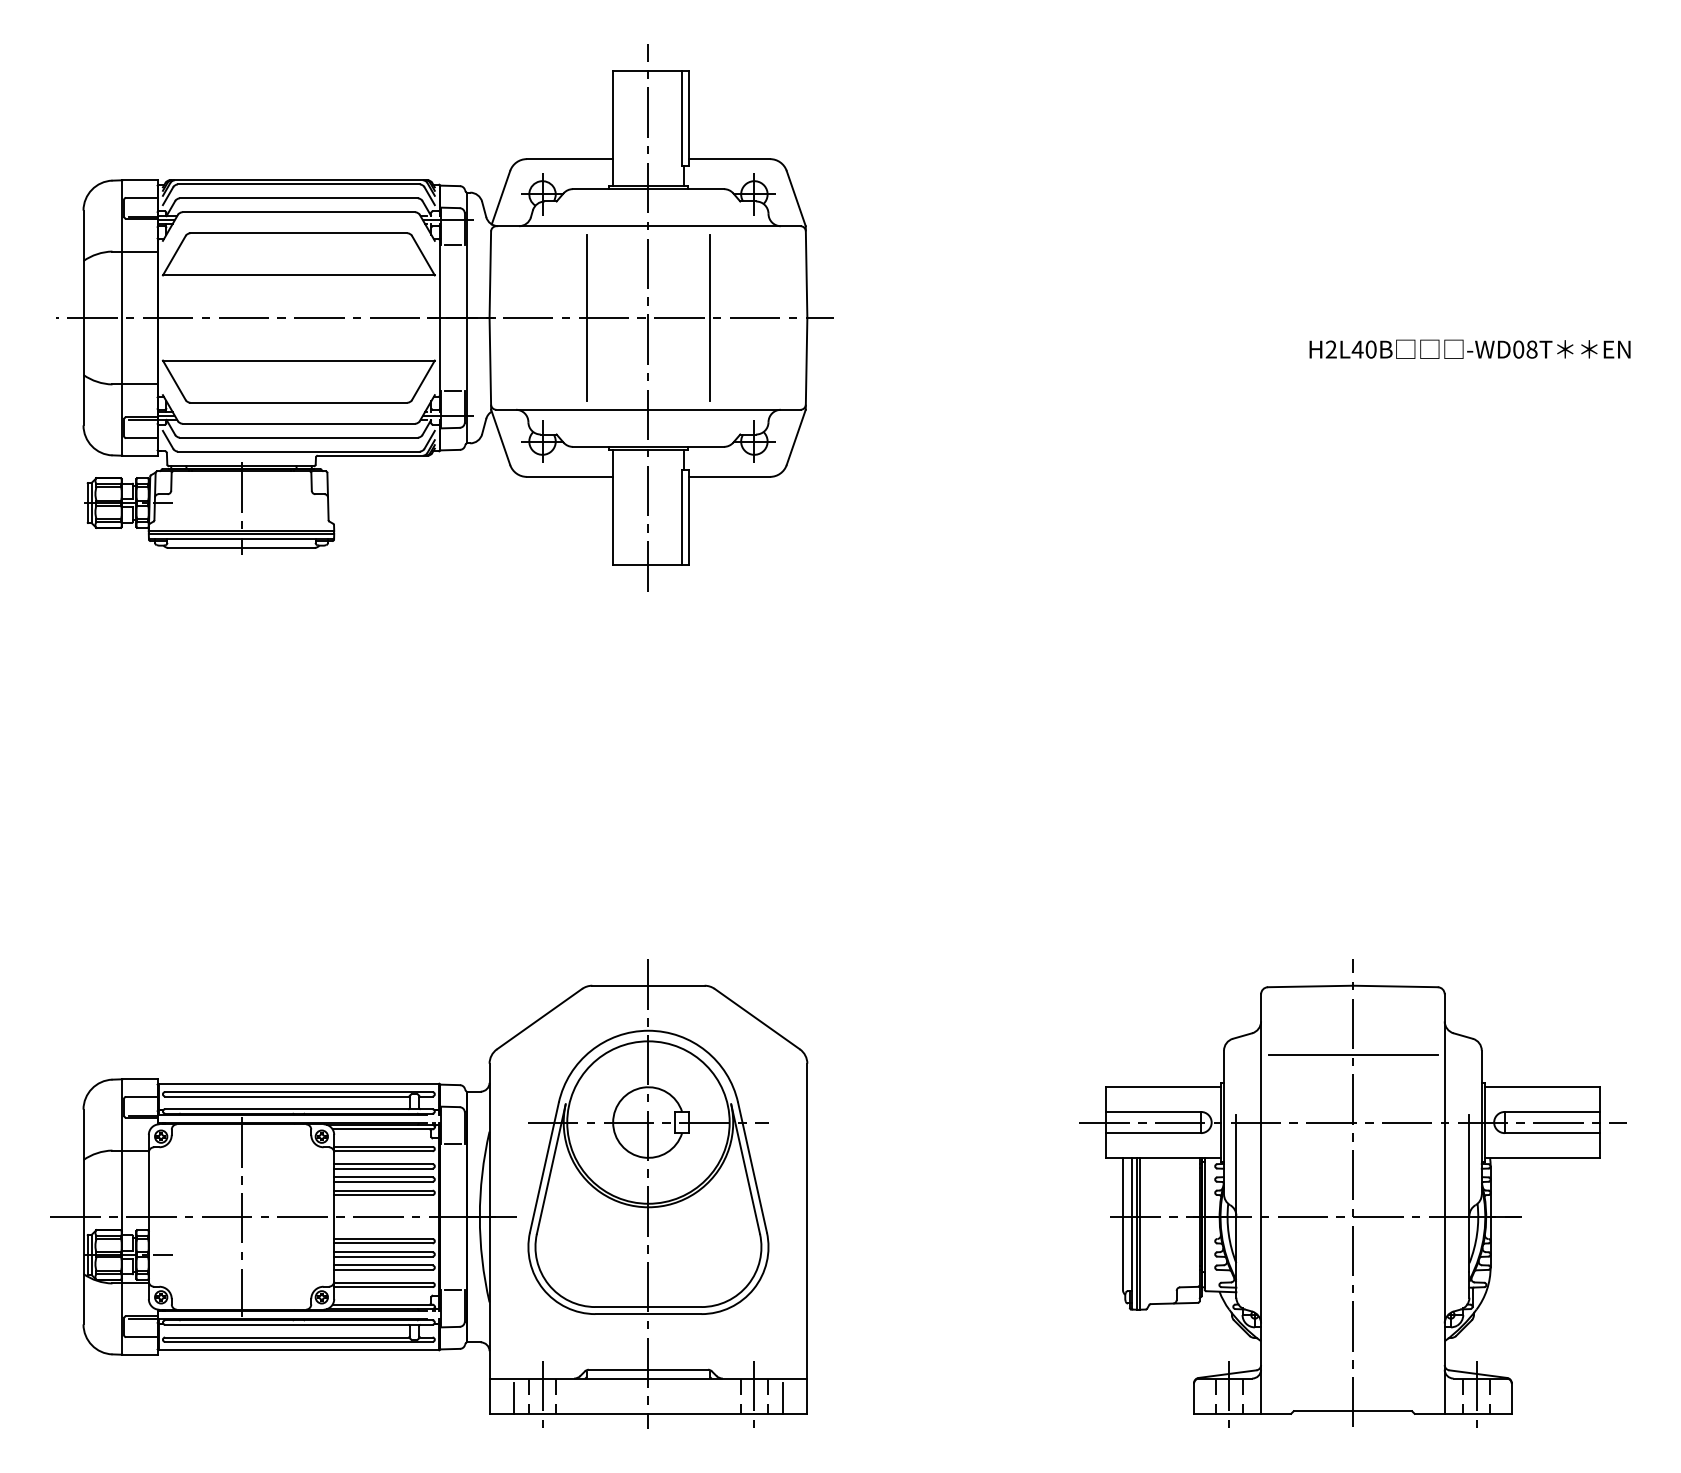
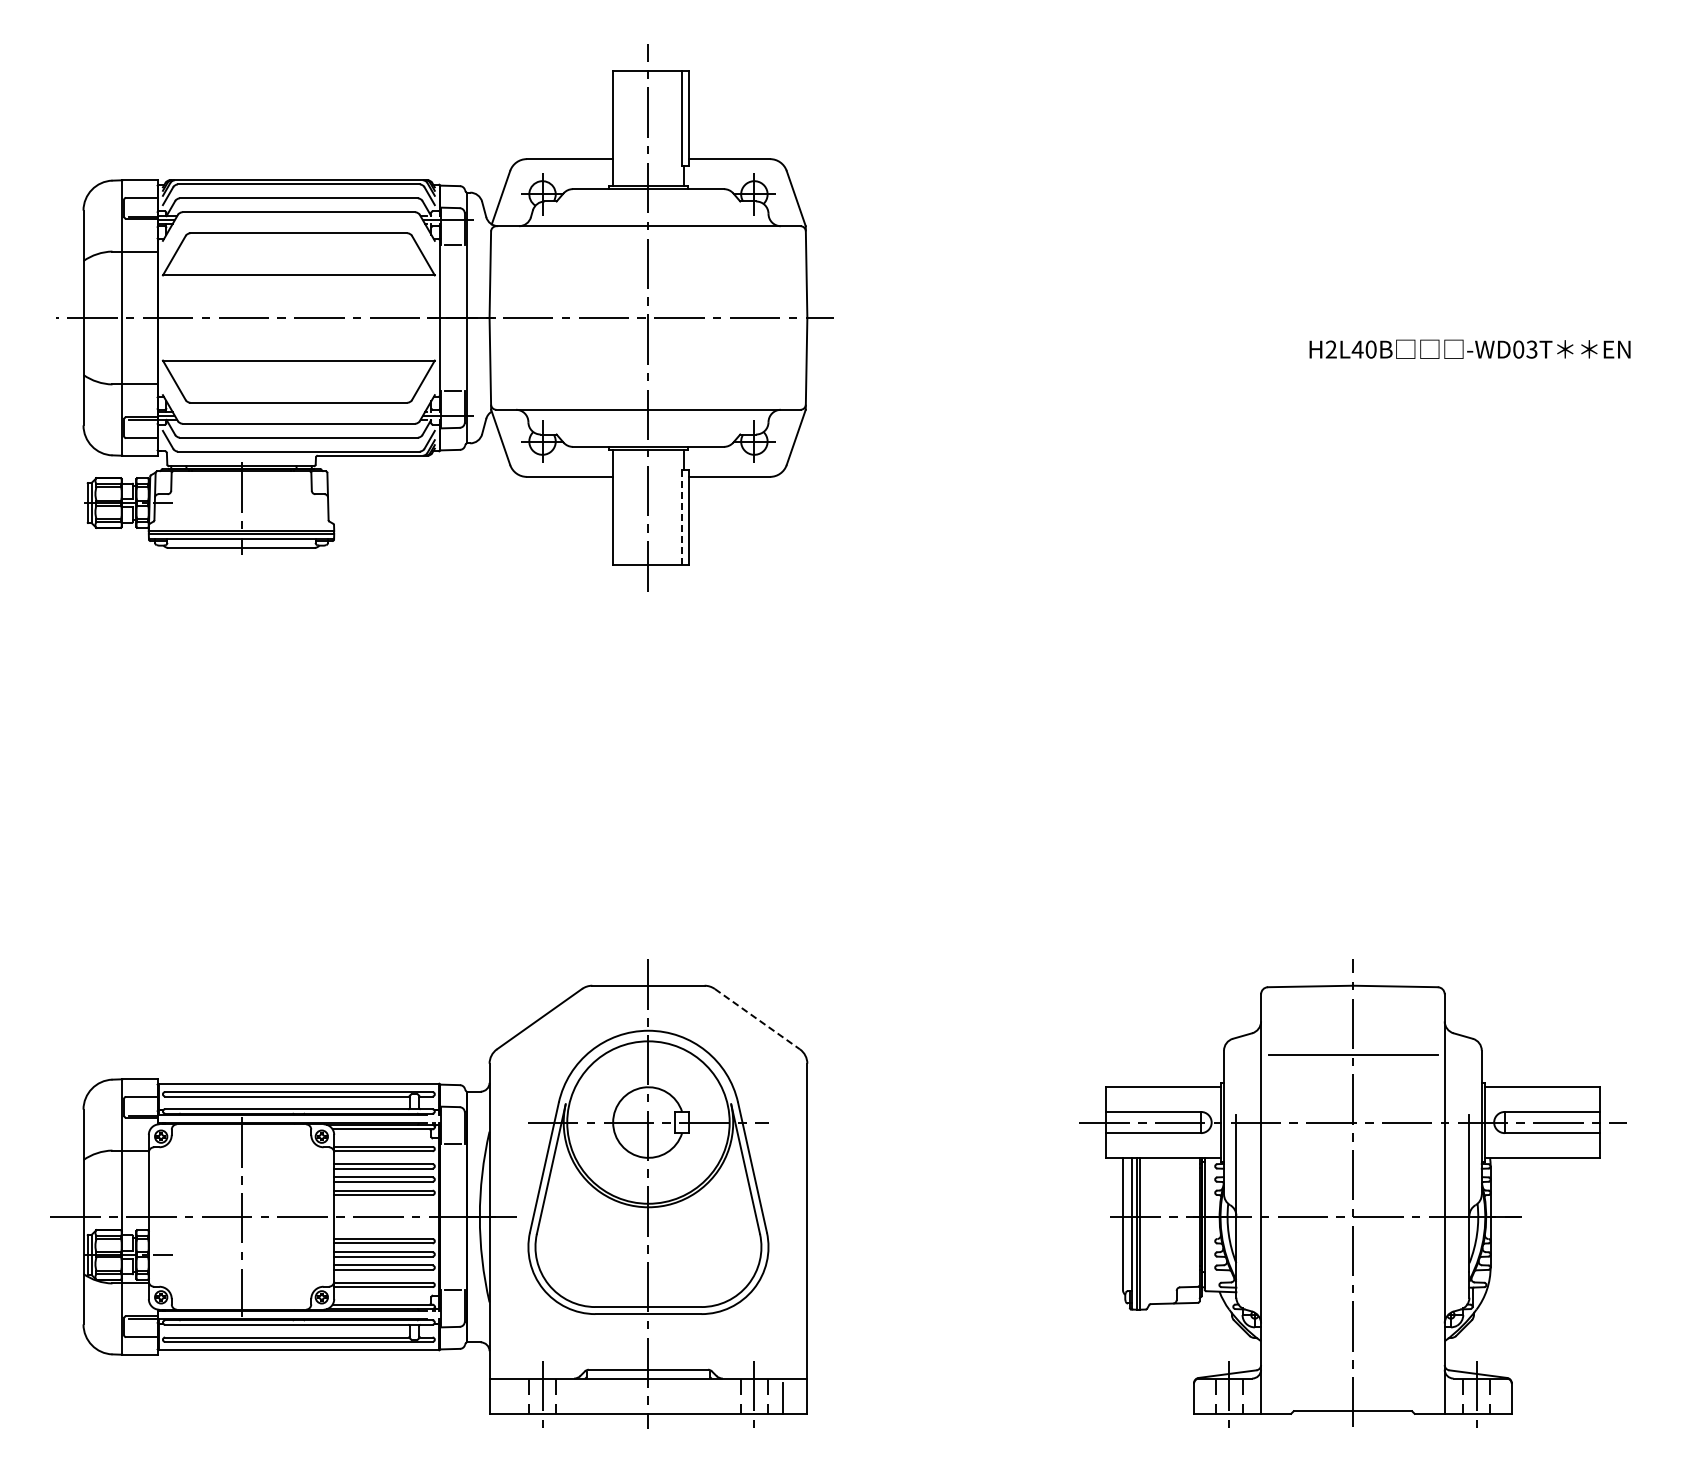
line: present -> none (586, 317)
line: present -> none (710, 317)
text: -WD08T -> -WD03T (1531, 349)
line: solid -> dashed (682, 517)
line: solid -> dashed (757, 1019)
line: present -> none (514, 1398)
